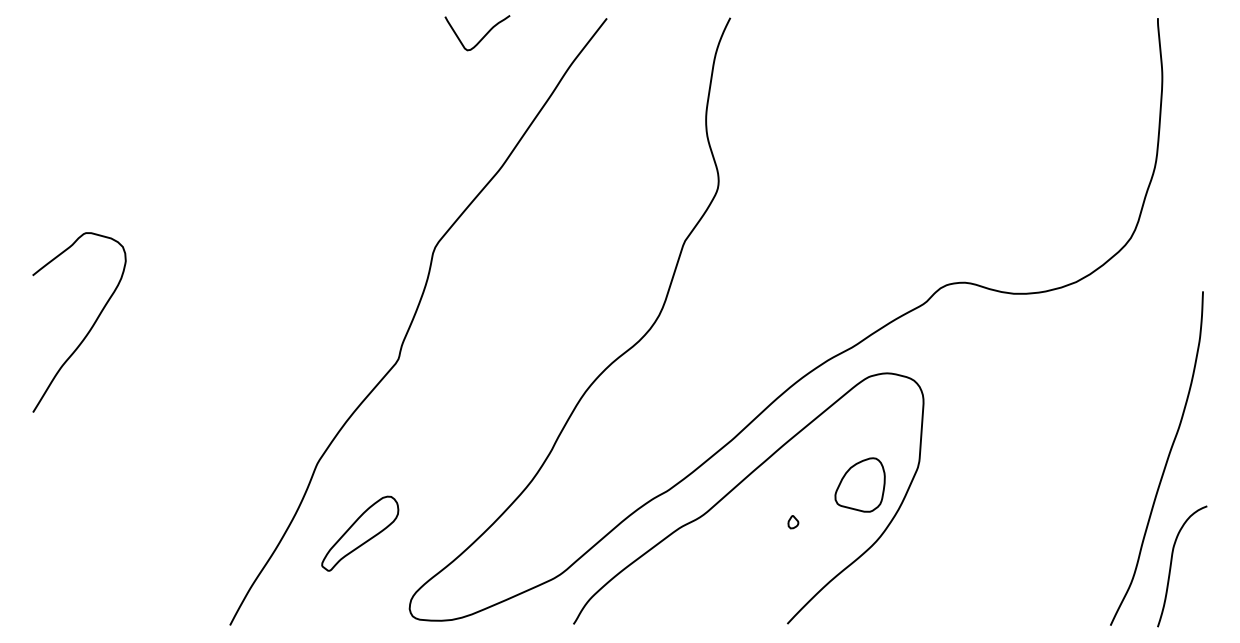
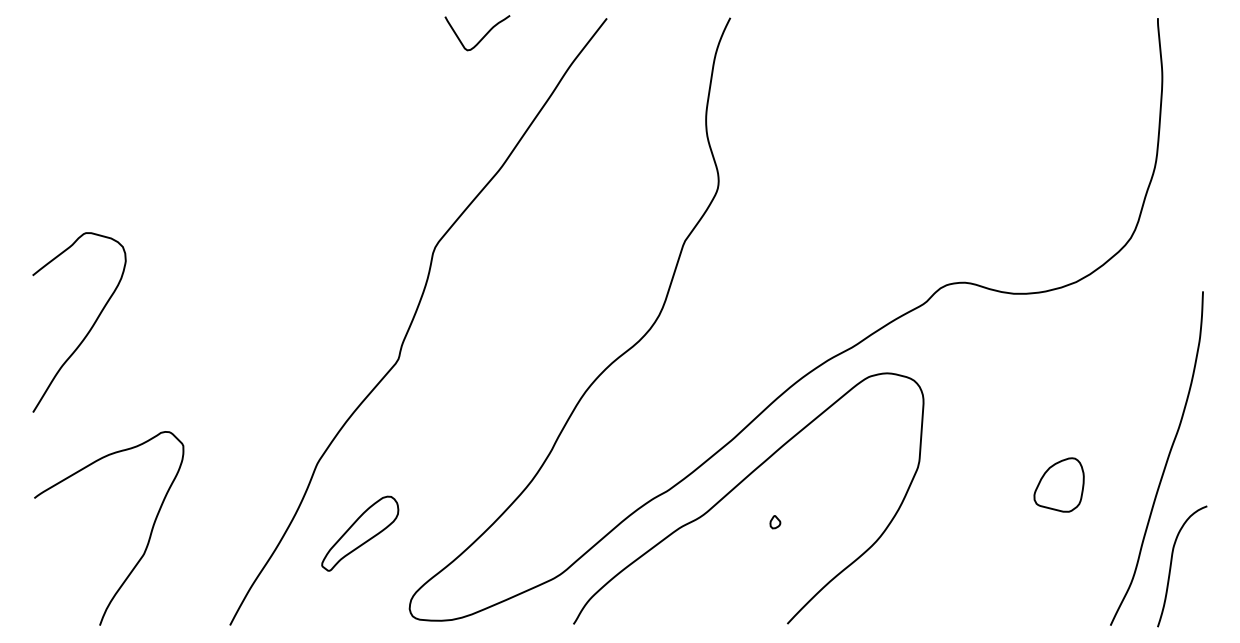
part position: (859, 484) -> (1058, 484) (1058, 484)
part position: (793, 522) -> (775, 522) (775, 522)
curve: none -> present (148, 538)
